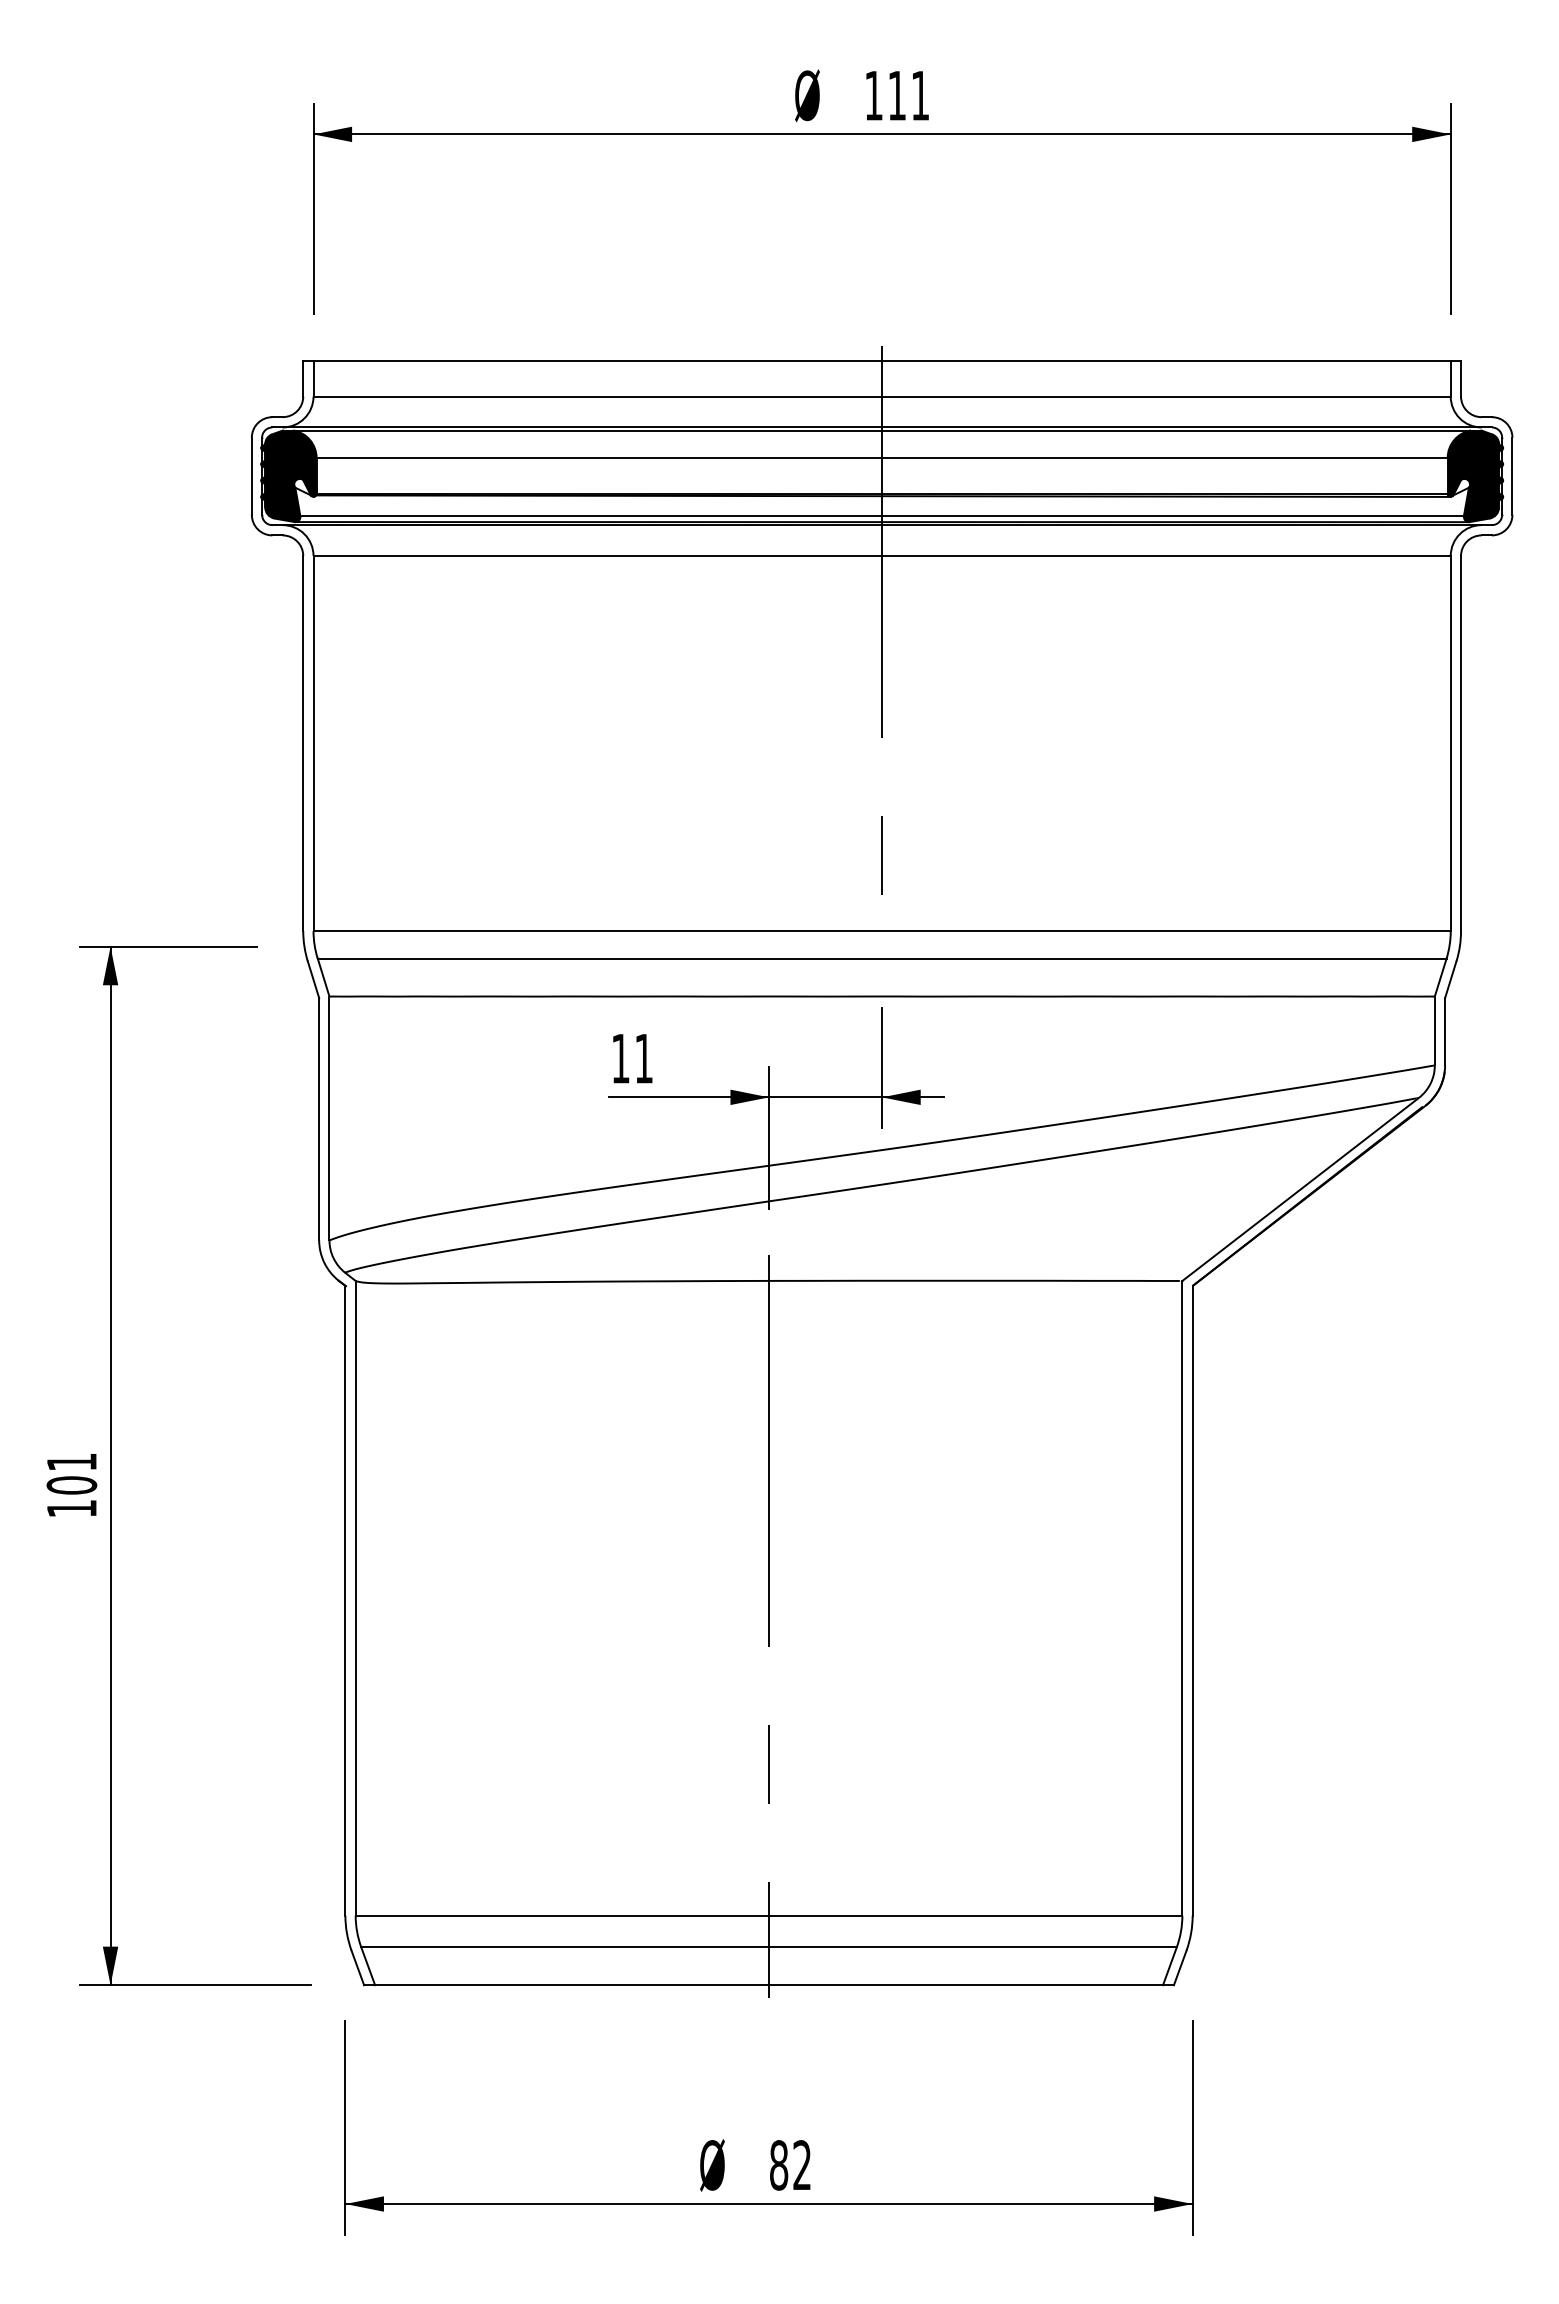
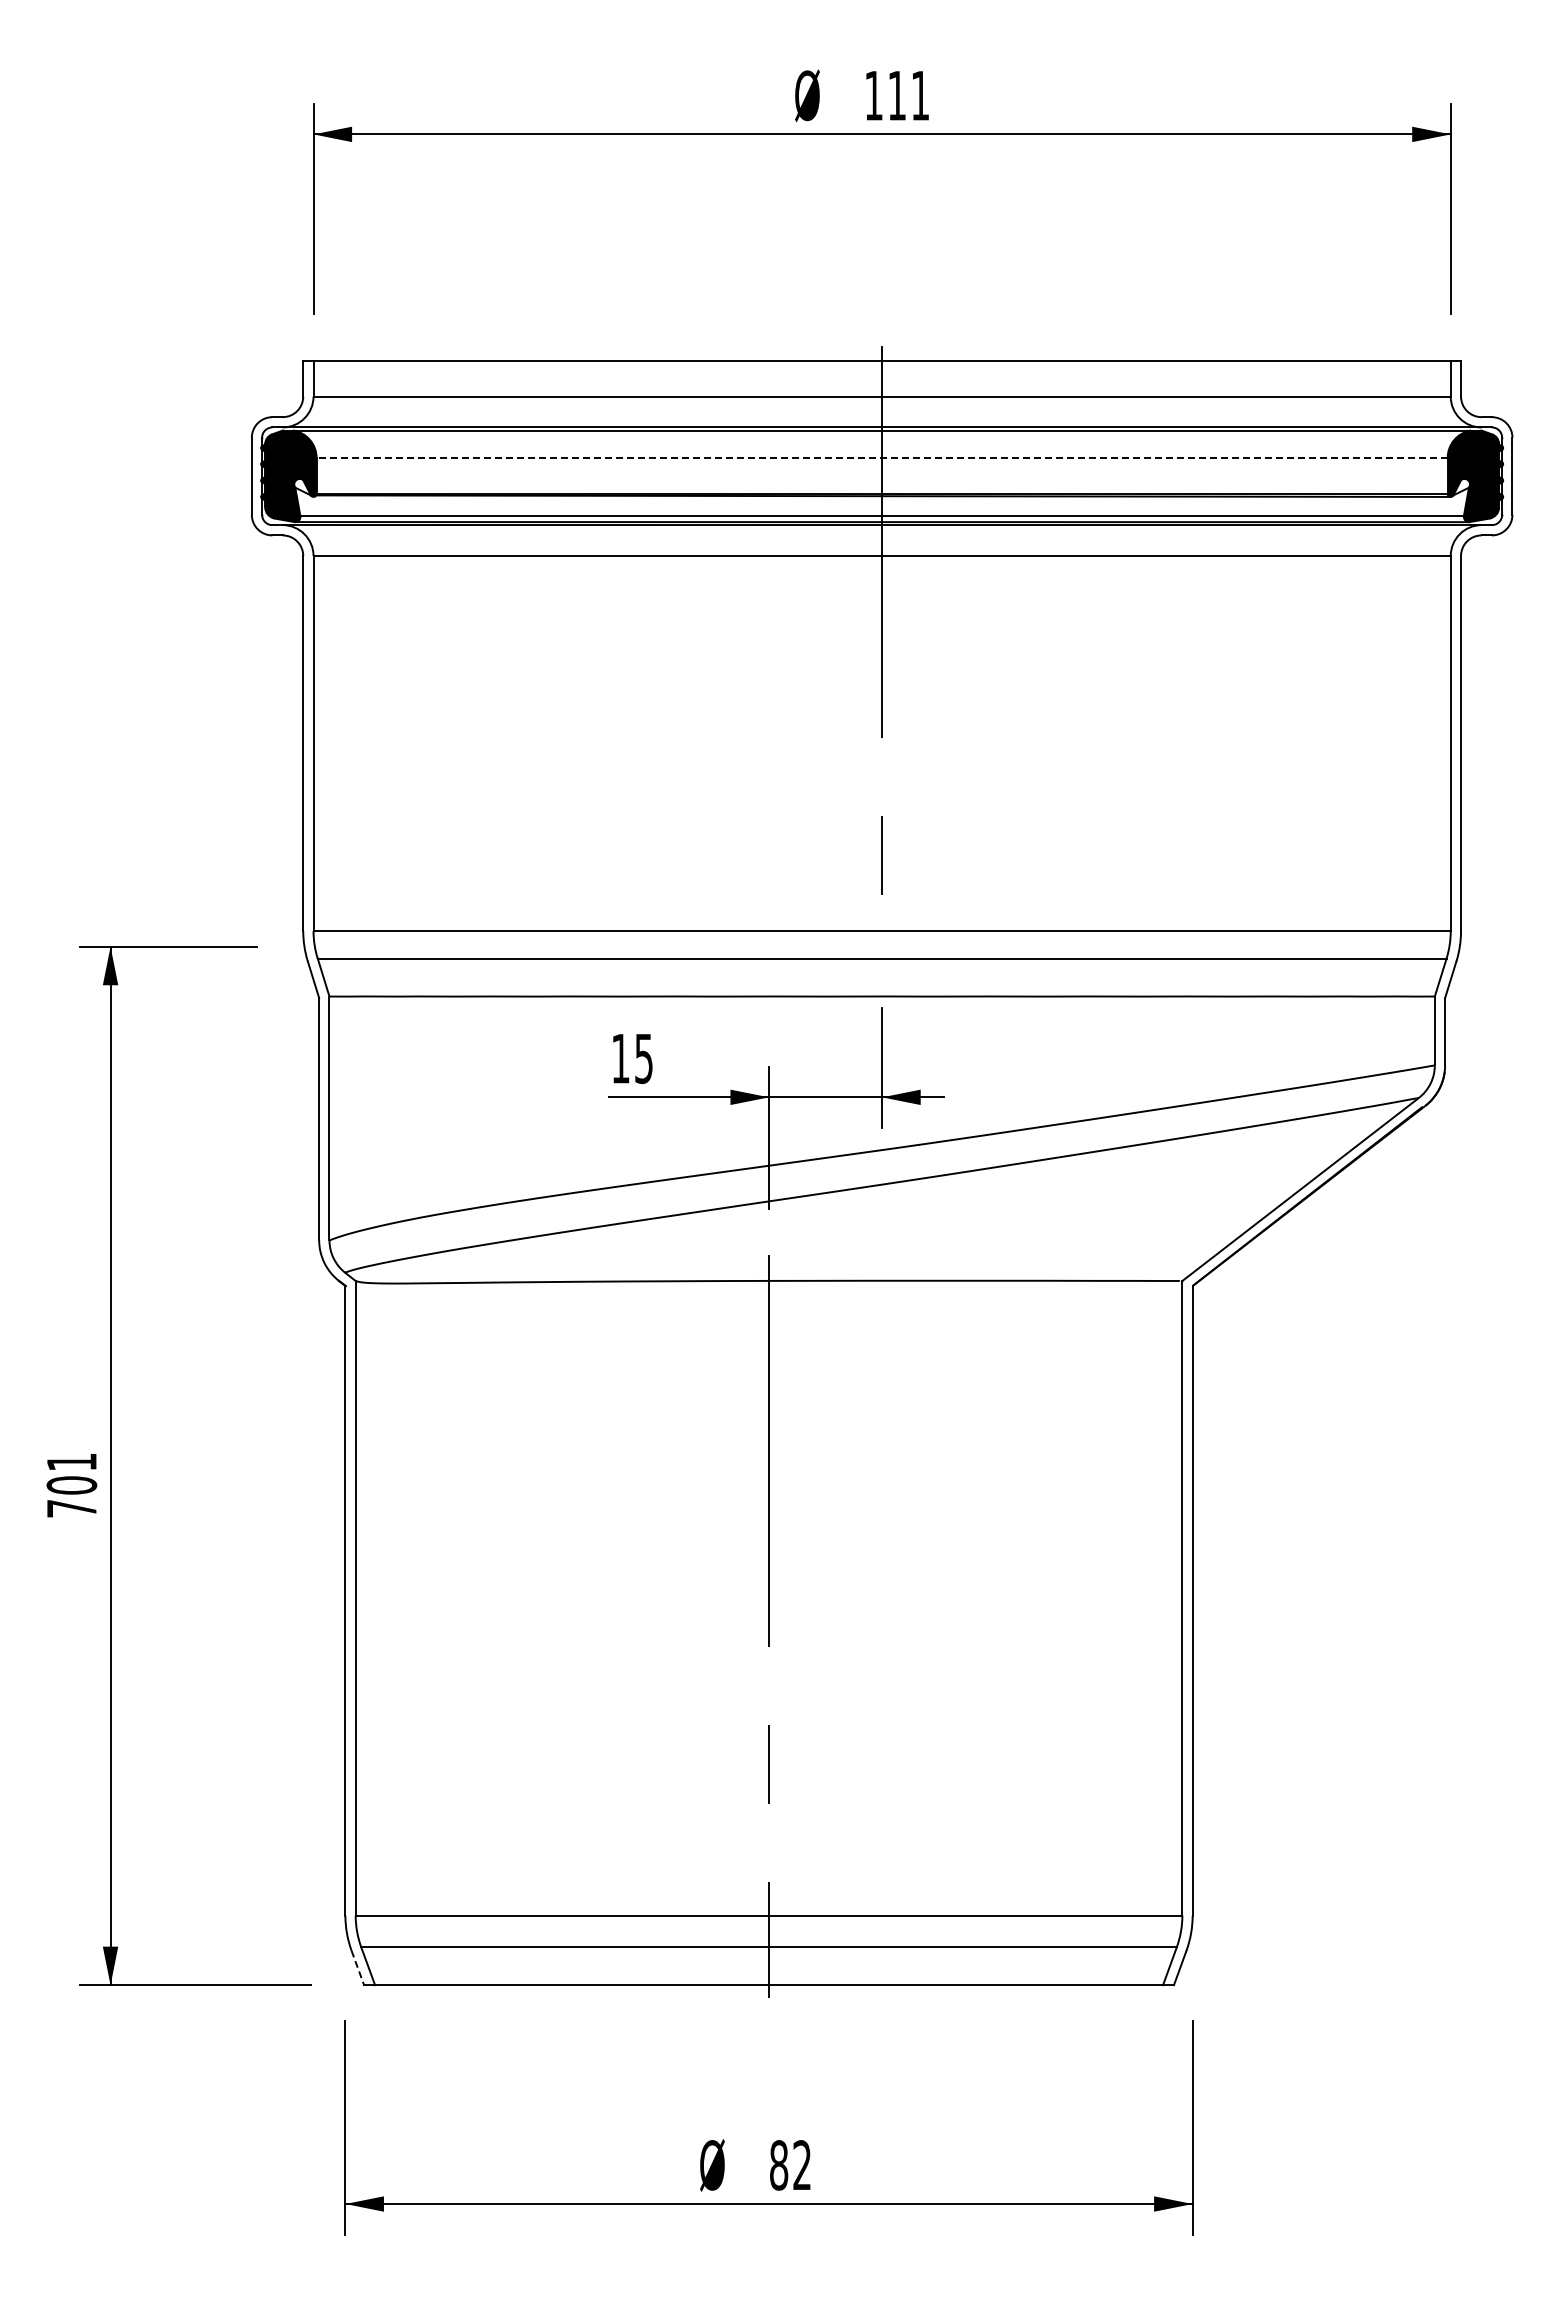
line: solid -> dashed (882, 458)
text: 11 -> 15 (643, 1059)
text: 101 -> 701 (71, 1508)
line: solid -> dashed (358, 1968)
